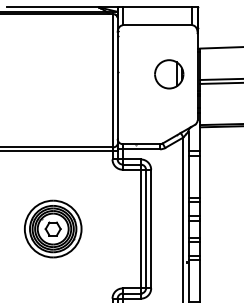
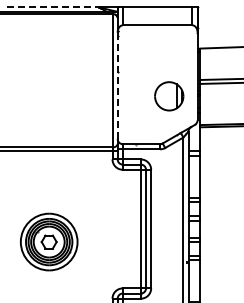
line: solid -> dashed (53, 7)
part position: (169, 74) -> (169, 96) (169, 96)
line: solid -> dashed (117, 85)
part position: (53, 228) -> (49, 241) (49, 241)
